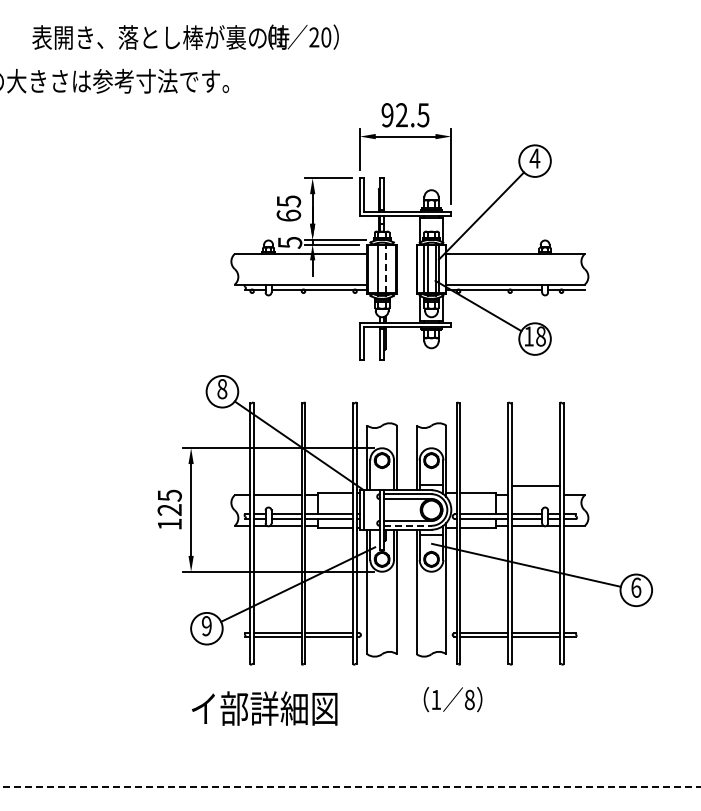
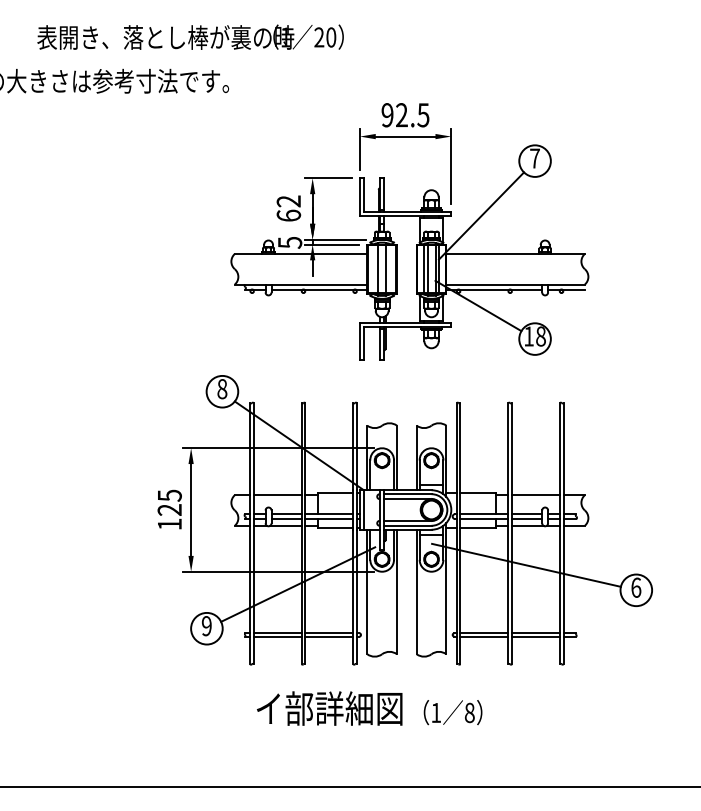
text position: (185, 36) -> (190, 36) (190, 36)
text: 4 -> 7 (534, 158)
text: 65 -> 62 (288, 201)
line: dashed -> solid (386, 268)
line position: (535, 486) -> (535, 495) (535, 495)
line: dashed -> solid (407, 525)
text position: (452, 699) -> (452, 712) (452, 712)
text position: (264, 708) -> (329, 708) (329, 708)
line: dashed -> solid (350, 786)
